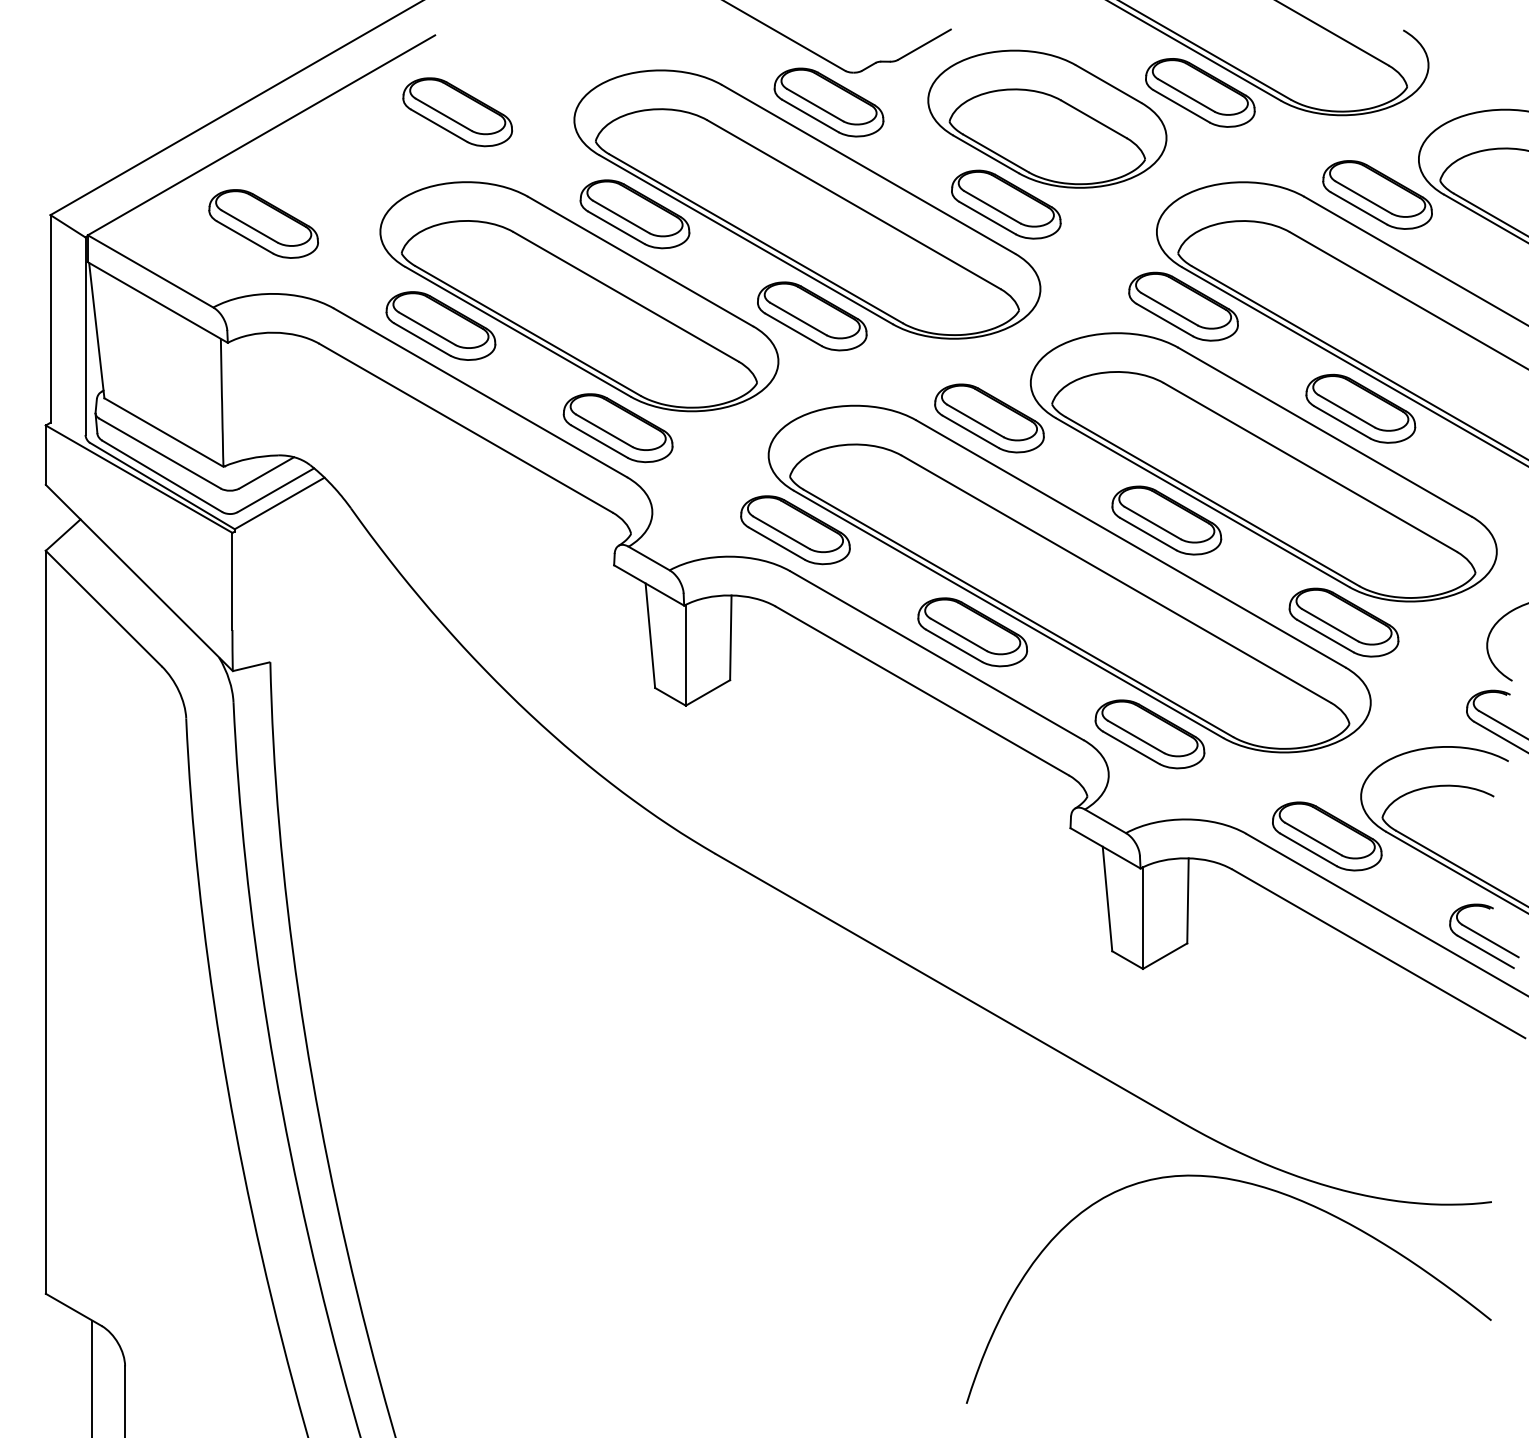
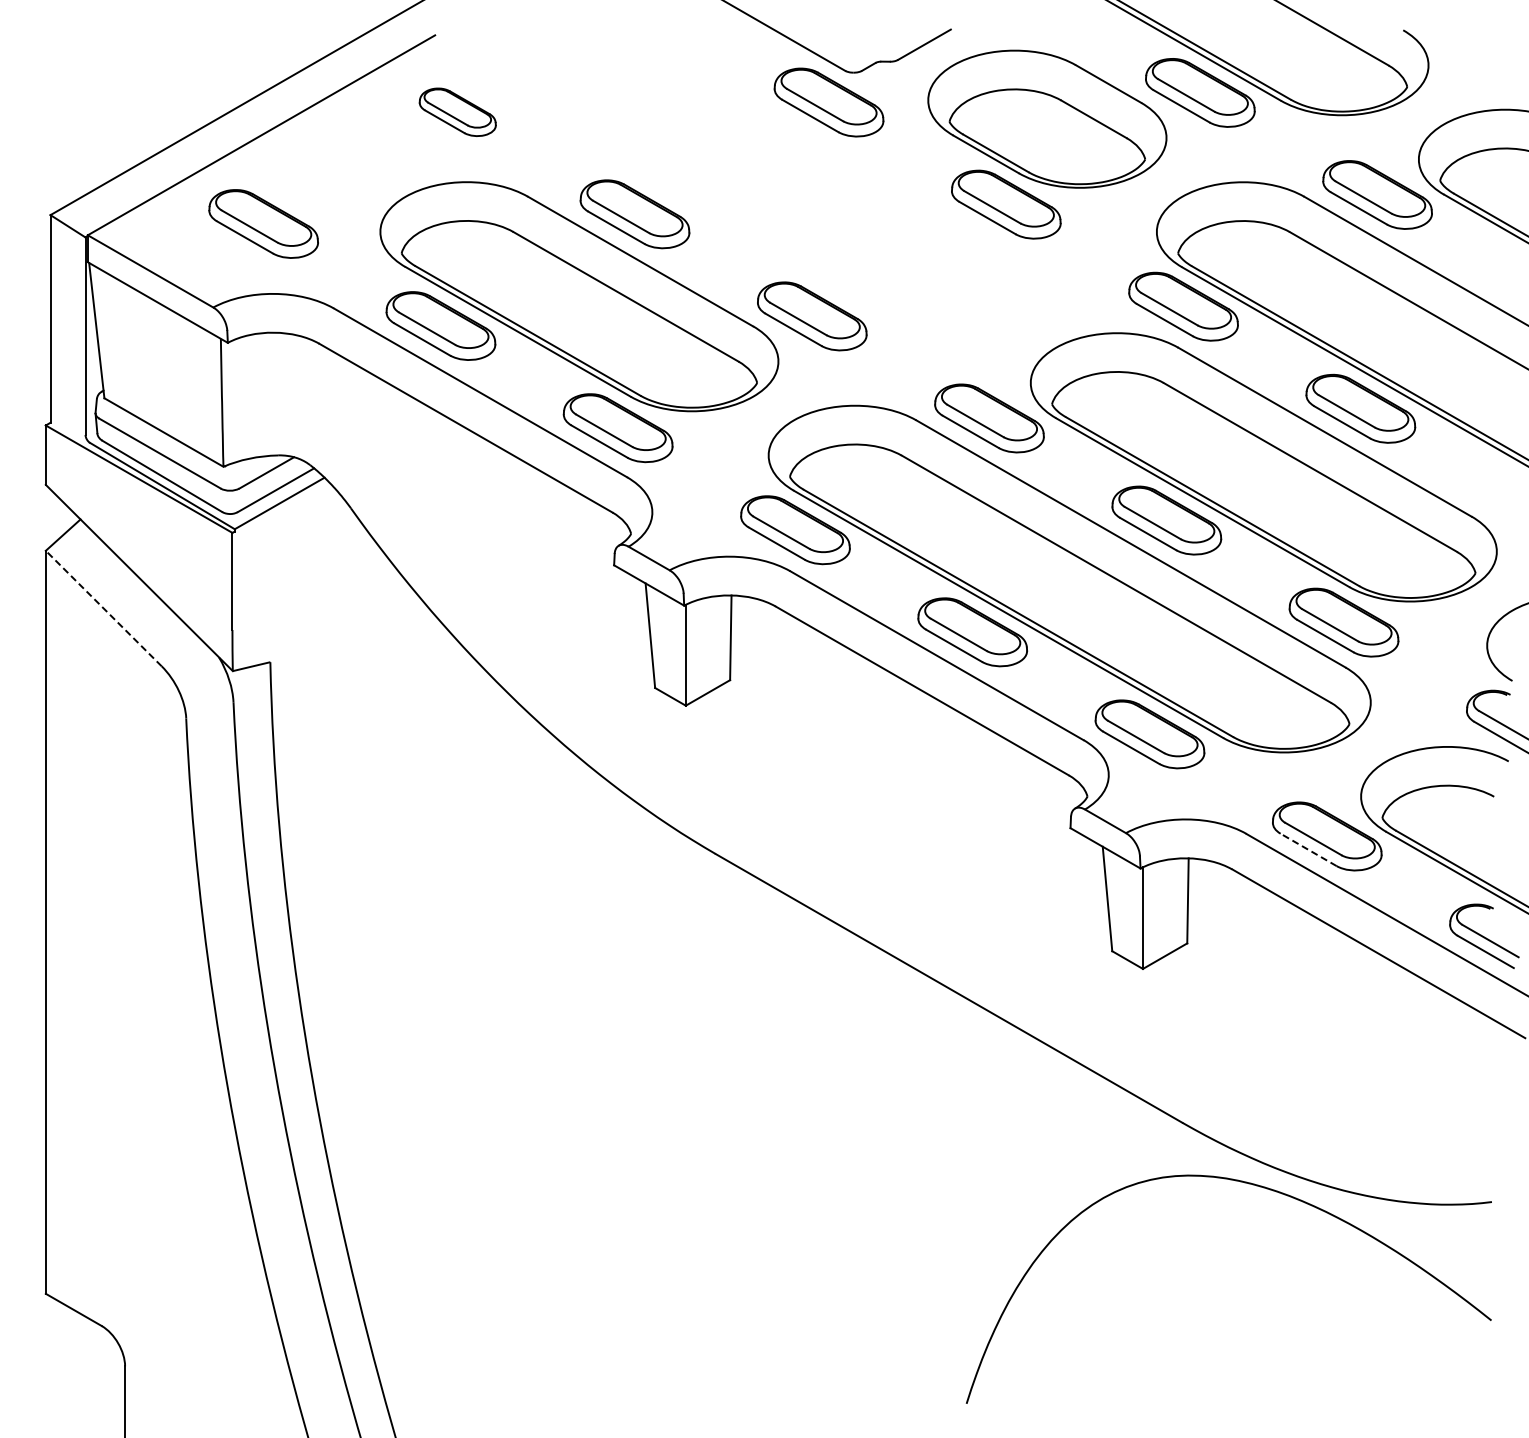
part size: 112x71 px -> 79x50 px (457, 111)
part: present -> none (807, 204)
line: solid -> dashed (103, 608)
line: solid -> dashed (1308, 849)
line: present -> none (92, 1377)
